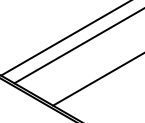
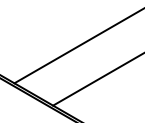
line: present -> none (65, 38)
